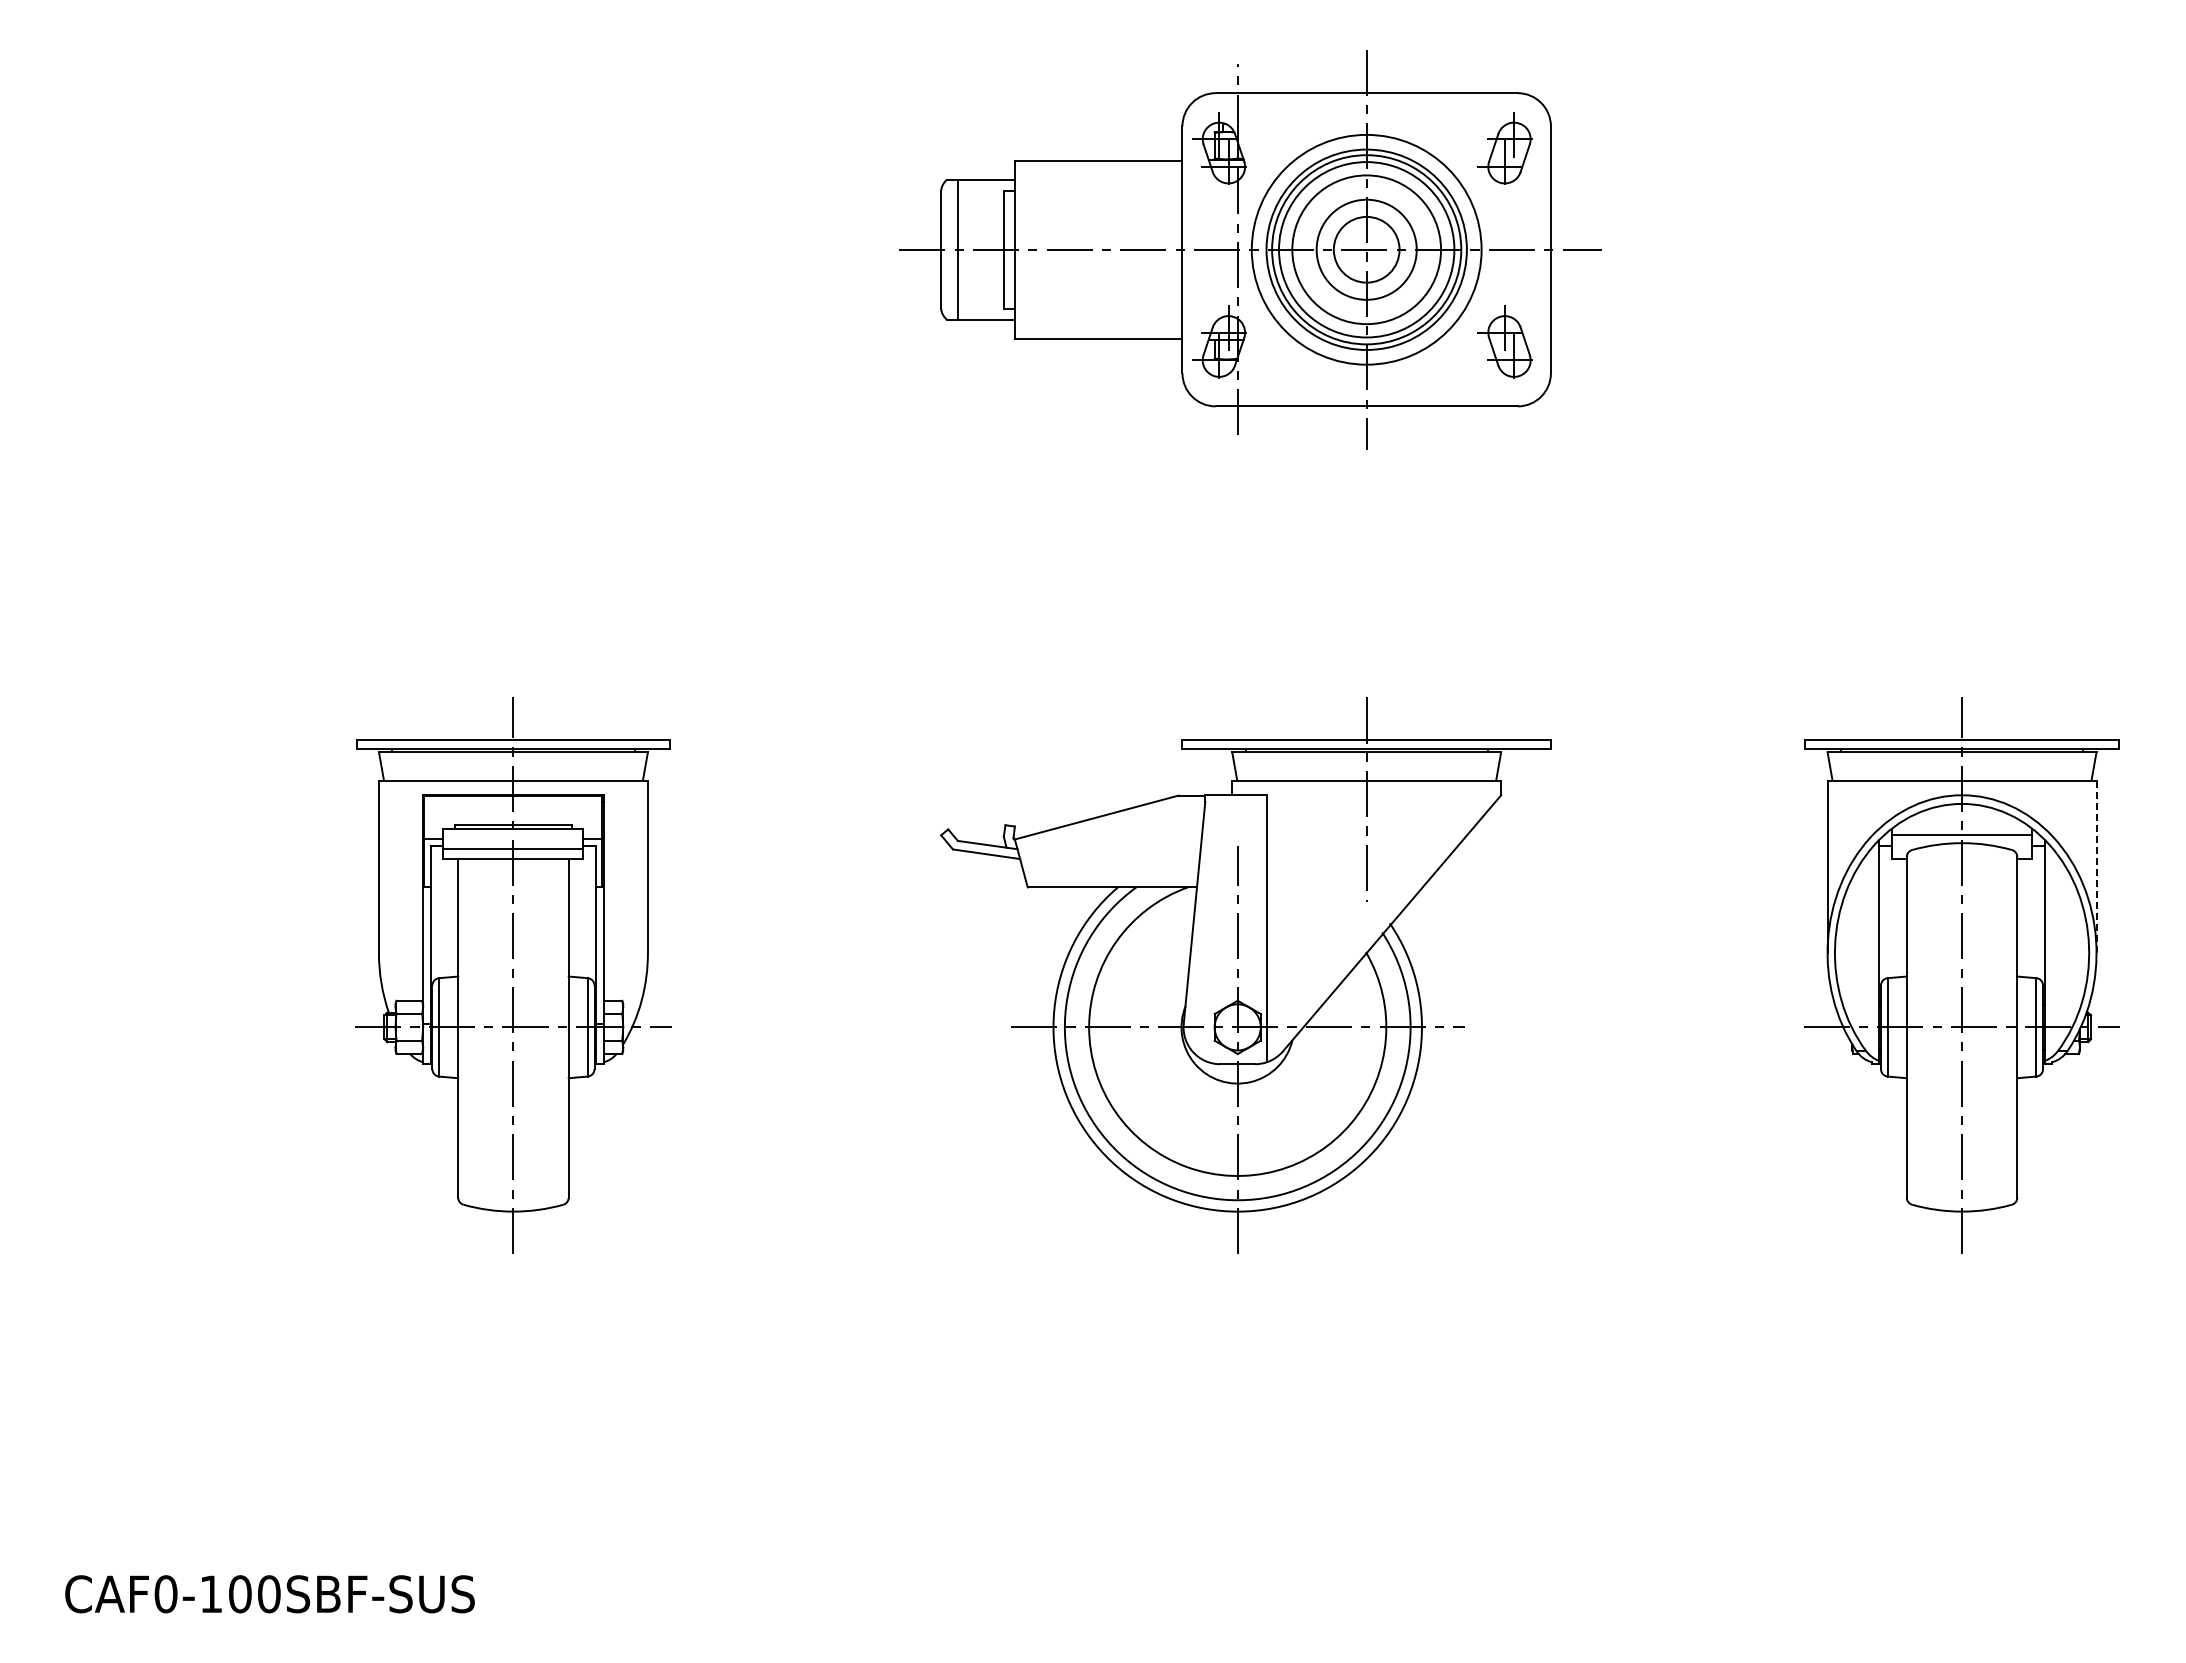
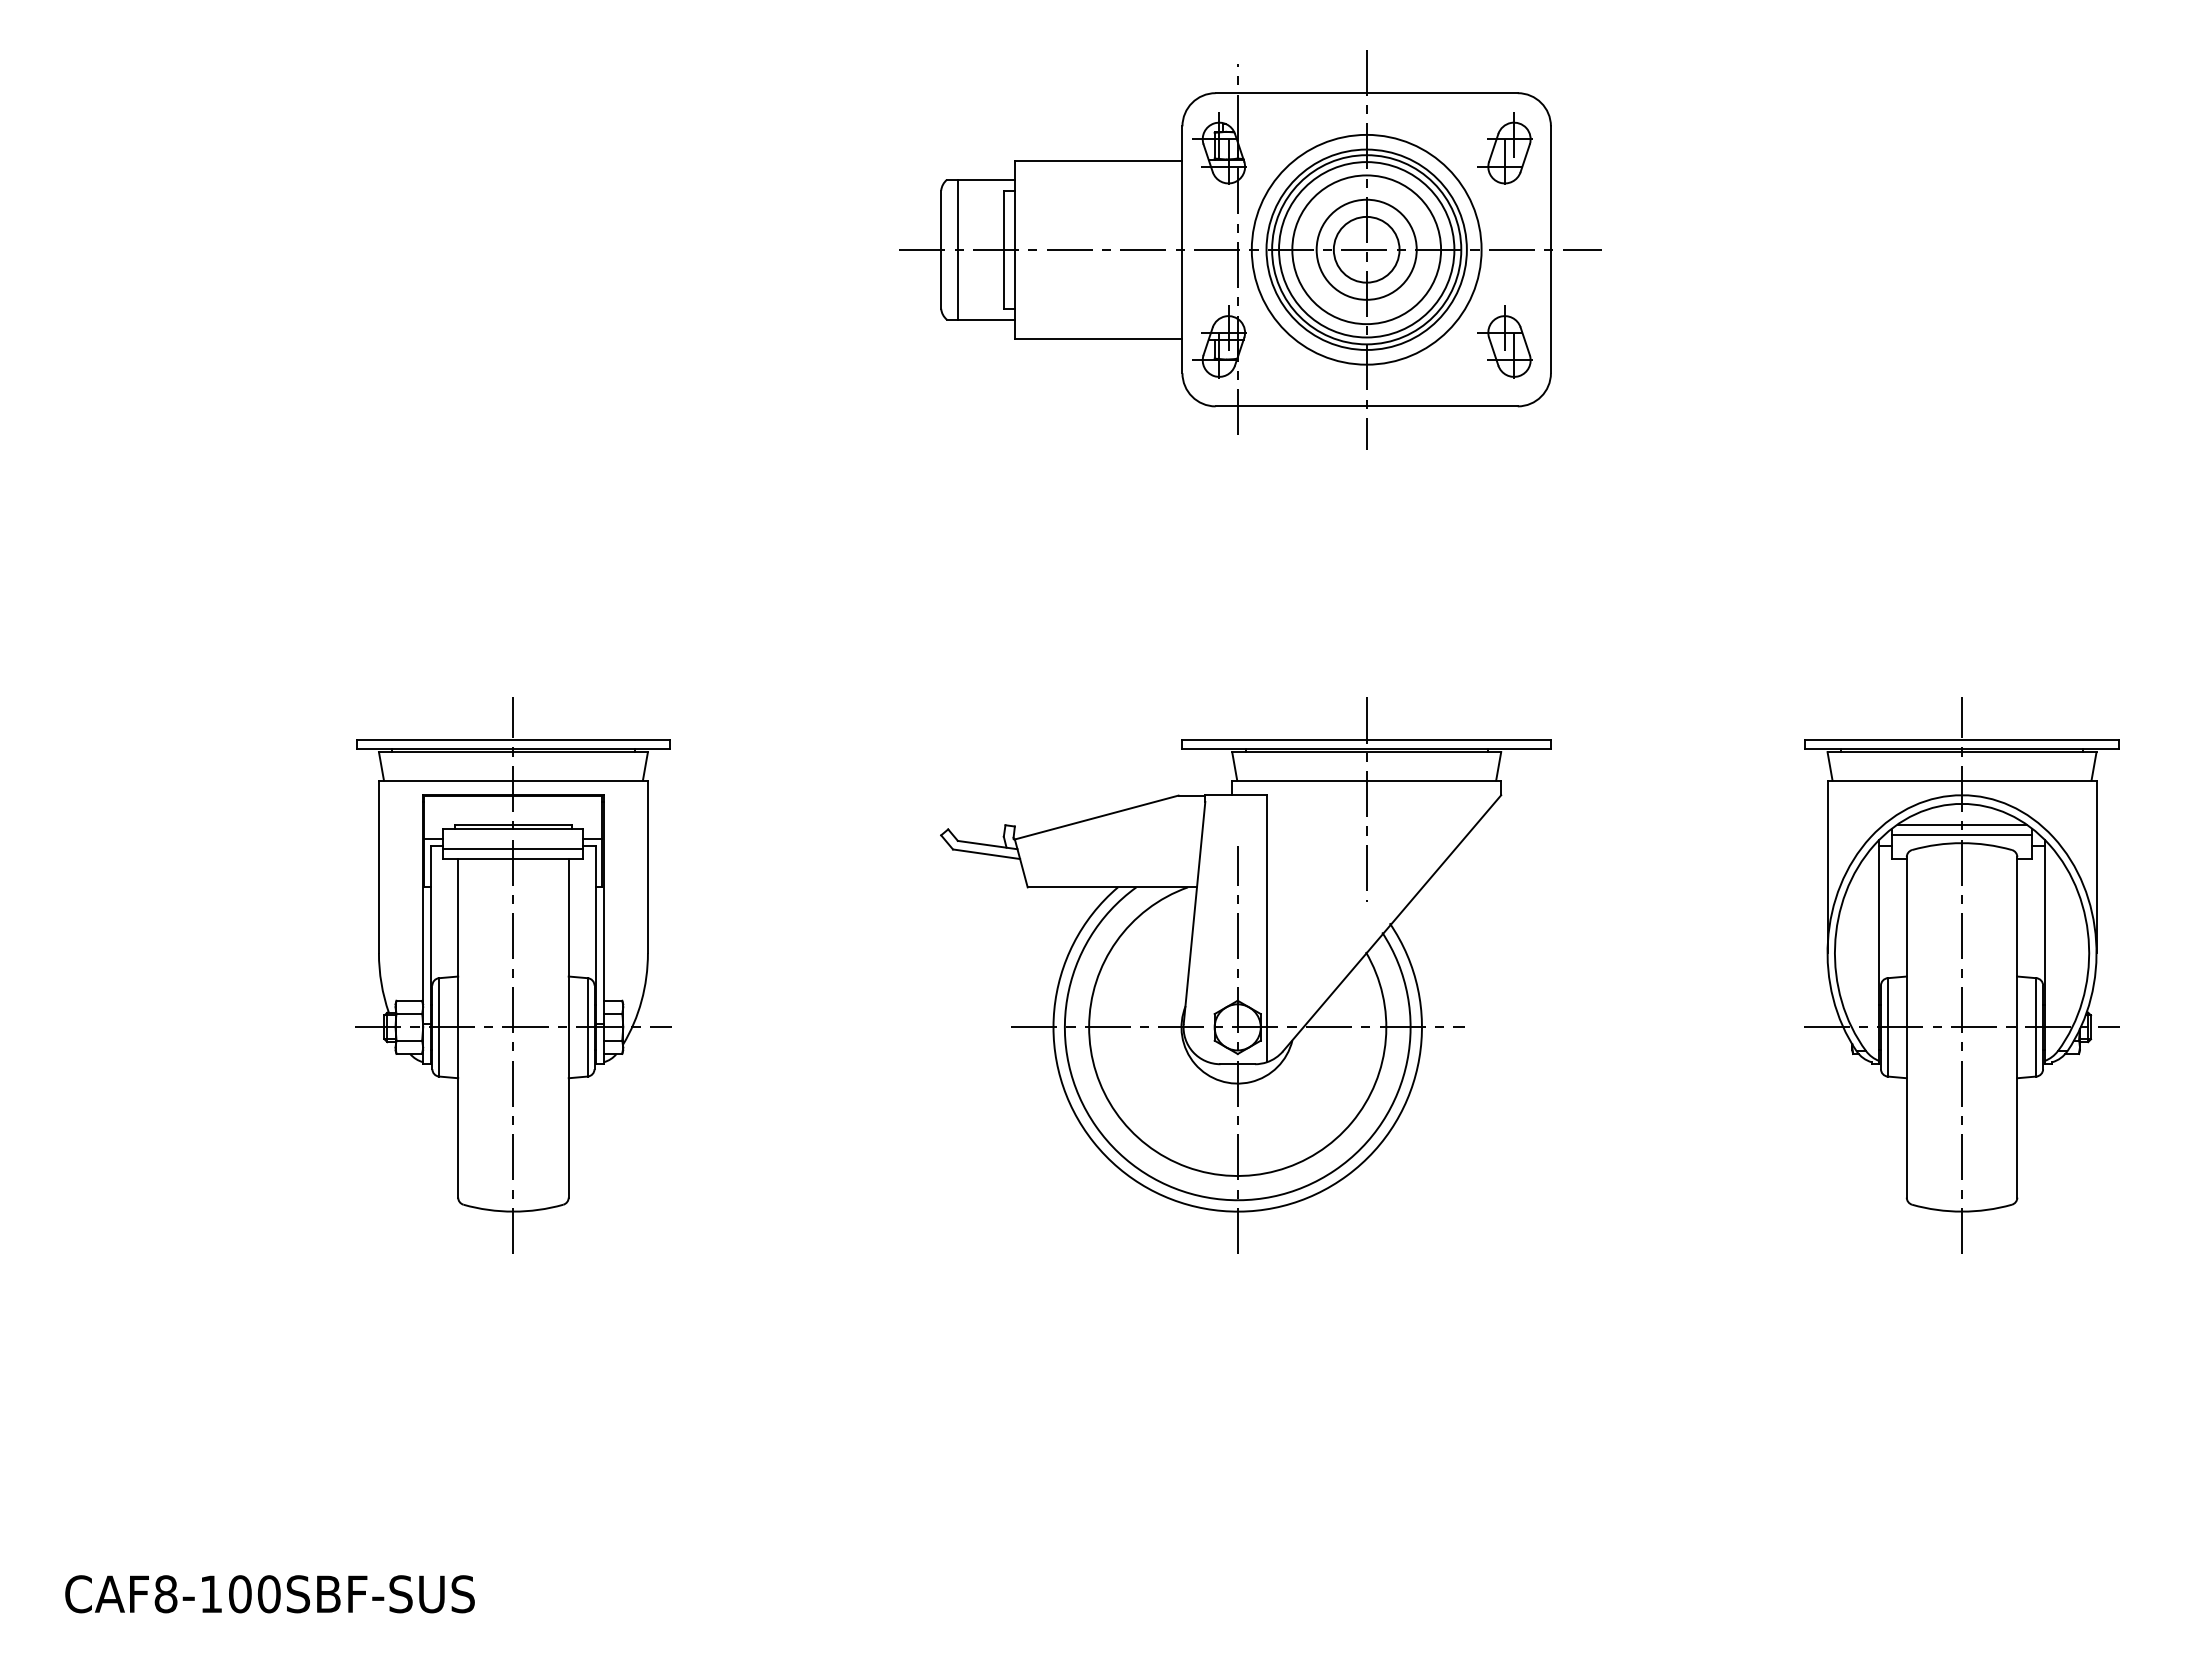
line: none -> present (1961, 824)
line: dashed -> solid (2096, 866)
text: CAF0-100SBF-SUS -> CAF8-100SBF-SUS (165, 1594)
